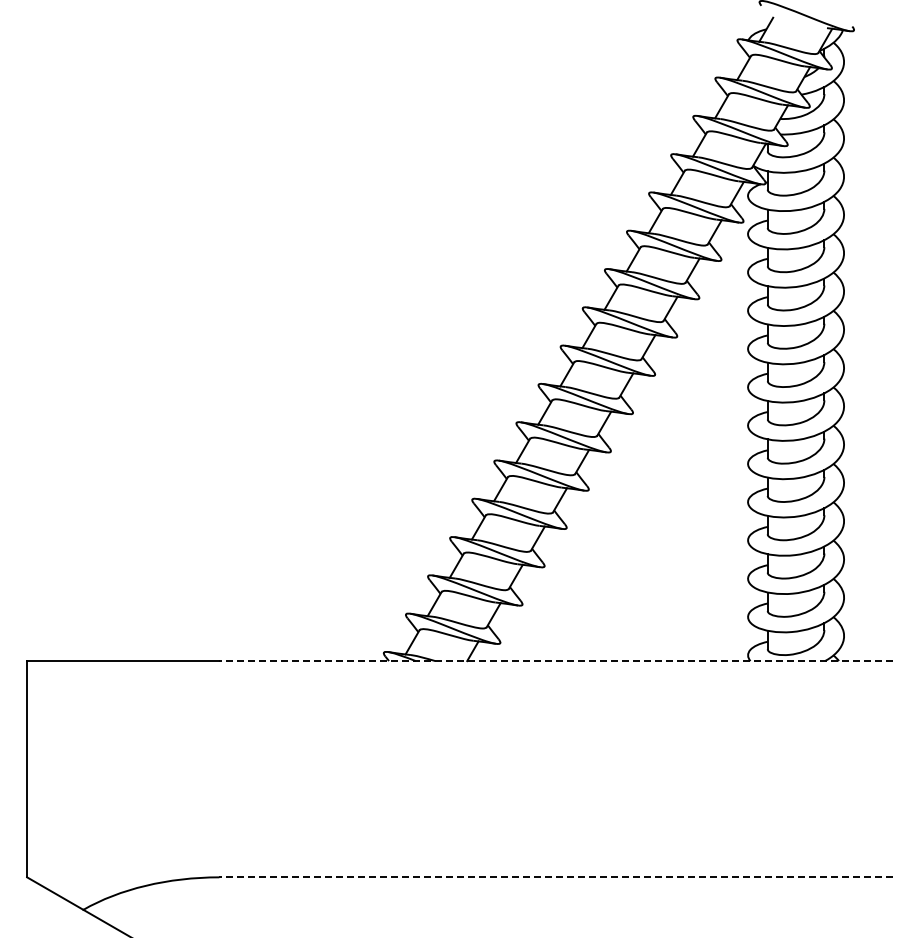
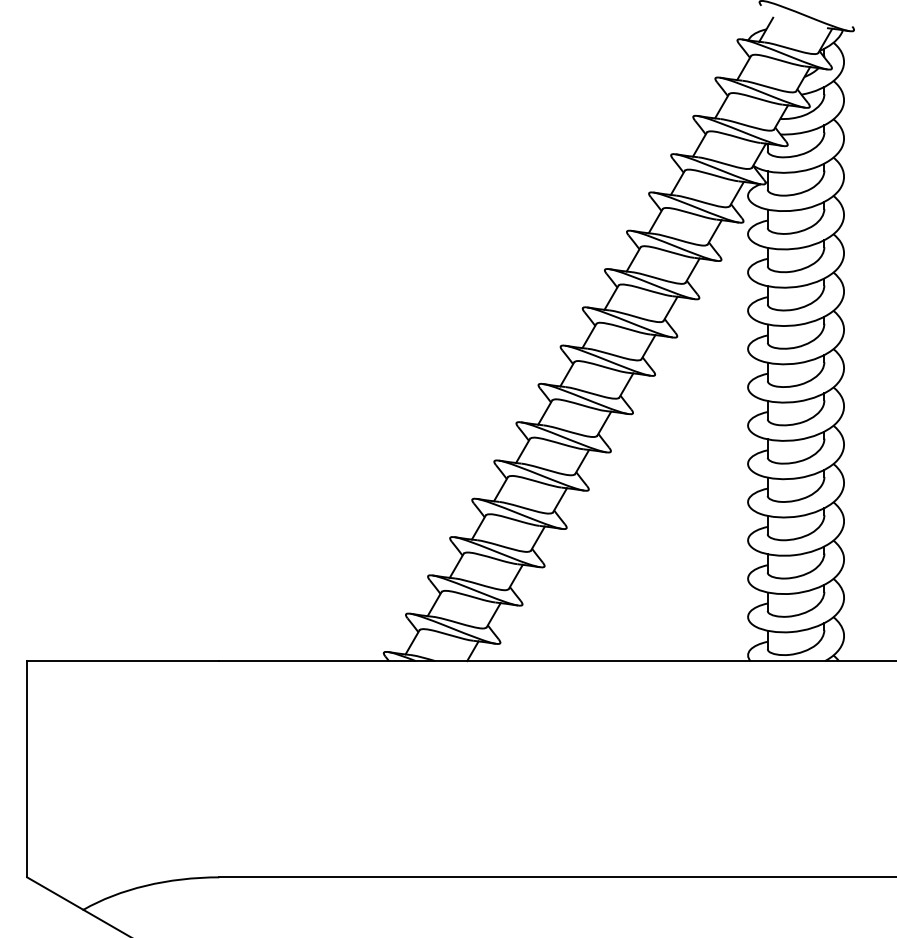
line: dashed -> solid (557, 661)
line: dashed -> solid (557, 877)
